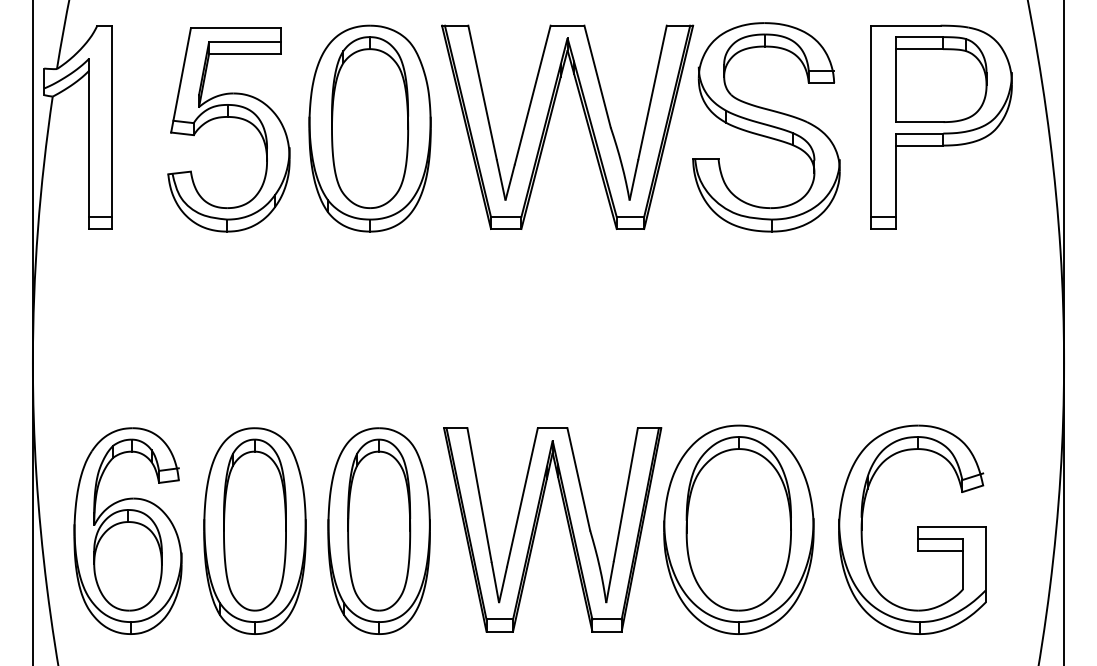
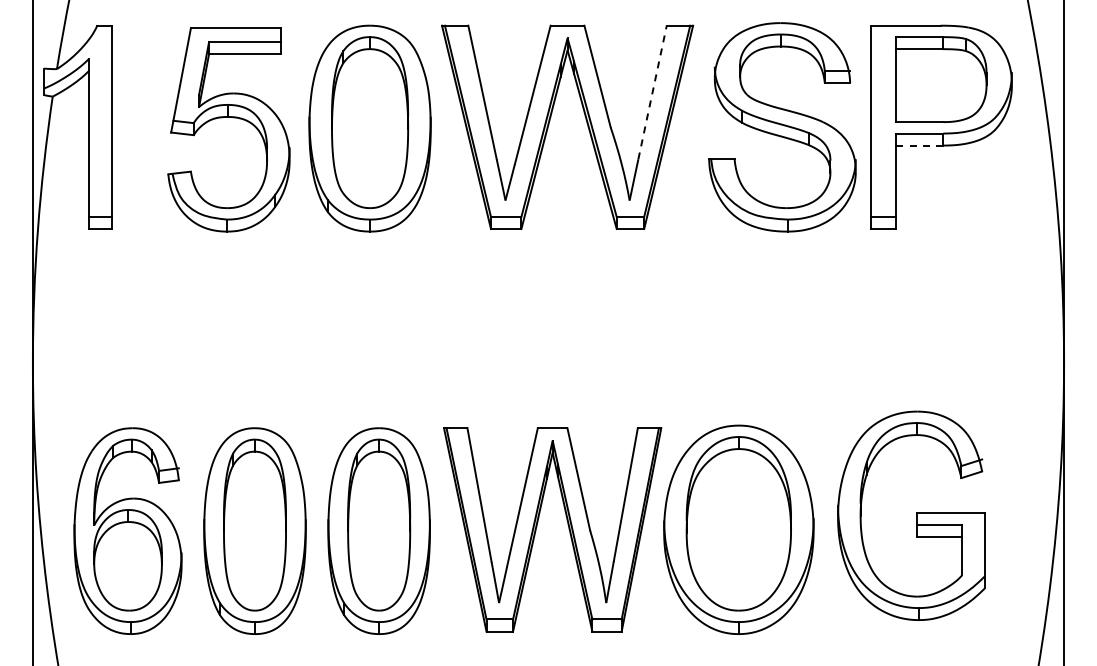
line: solid -> dashed (652, 92)
part position: (766, 127) -> (782, 127) (782, 127)
line: solid -> dashed (919, 145)
part position: (912, 529) -> (911, 515) (911, 515)
